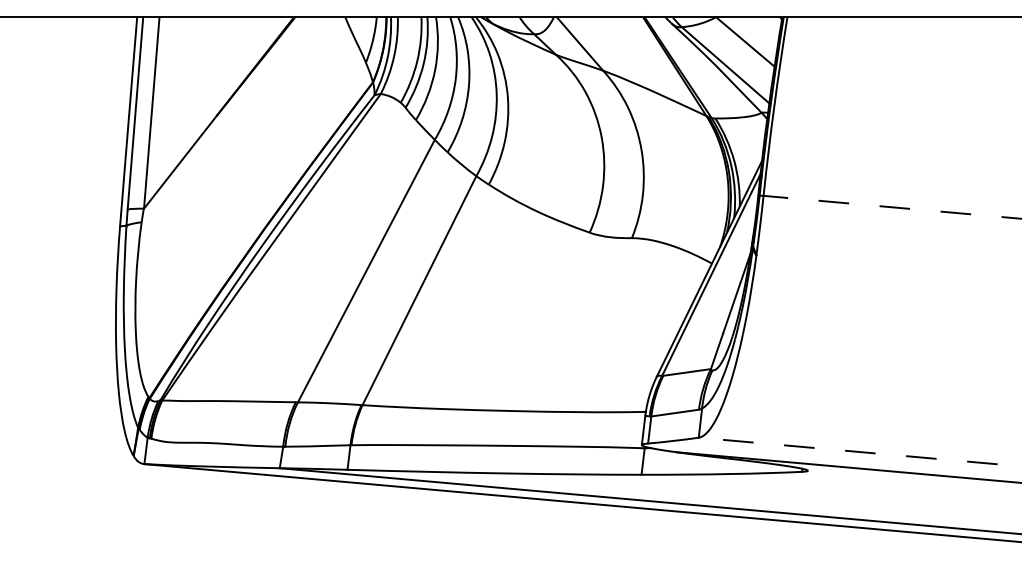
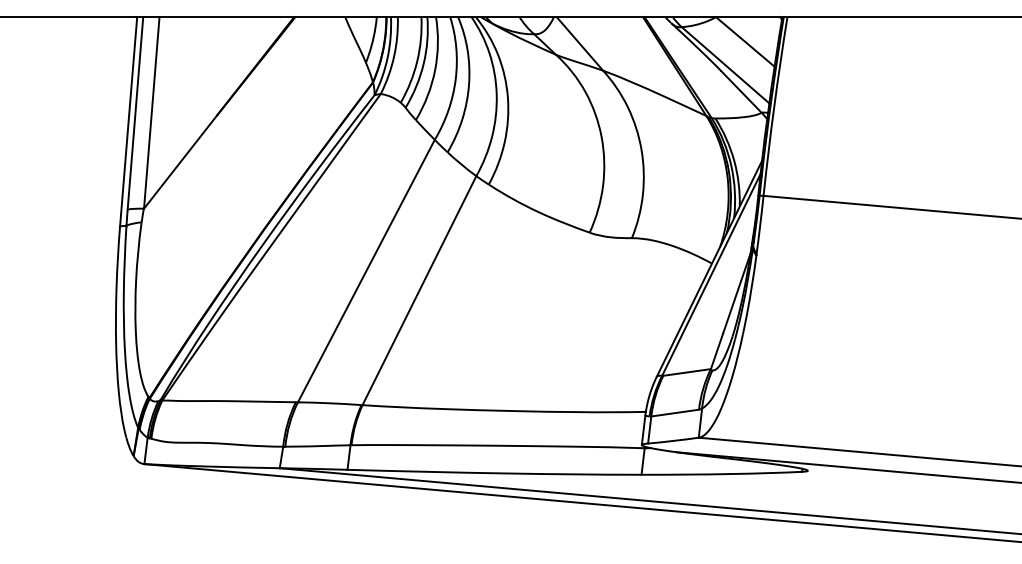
line: dashed -> solid (891, 207)
line: dashed -> solid (859, 452)
